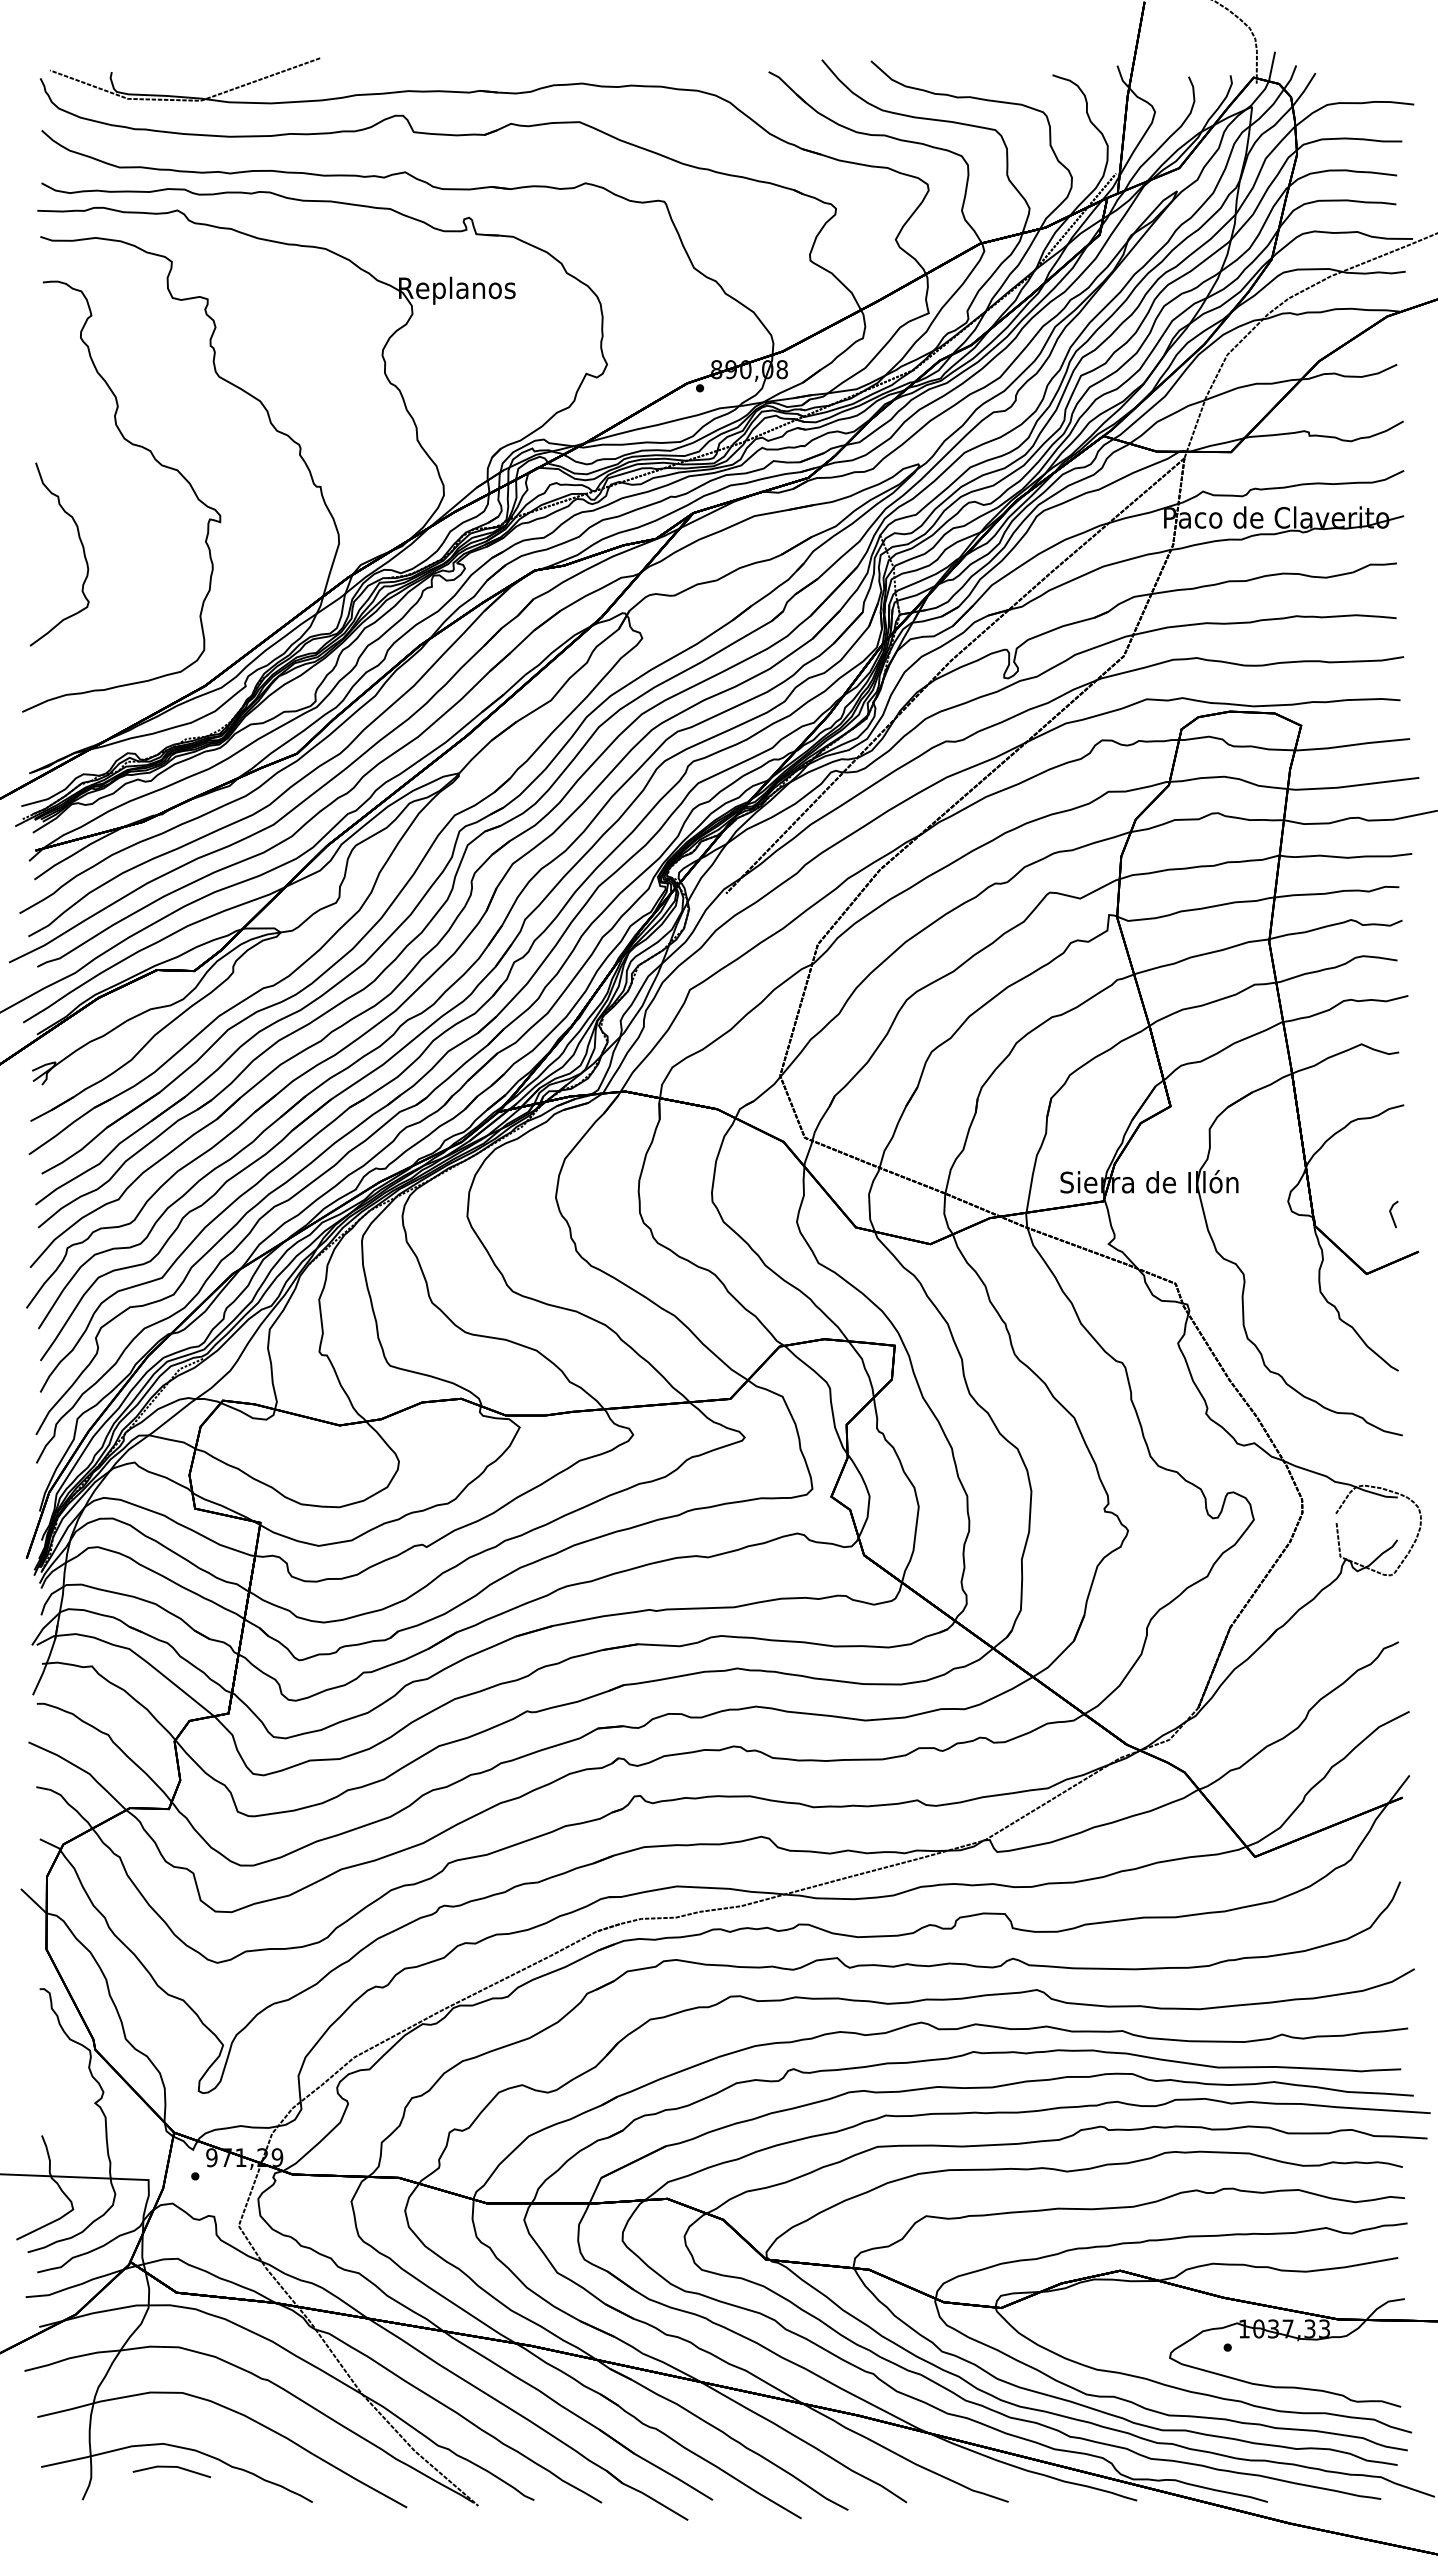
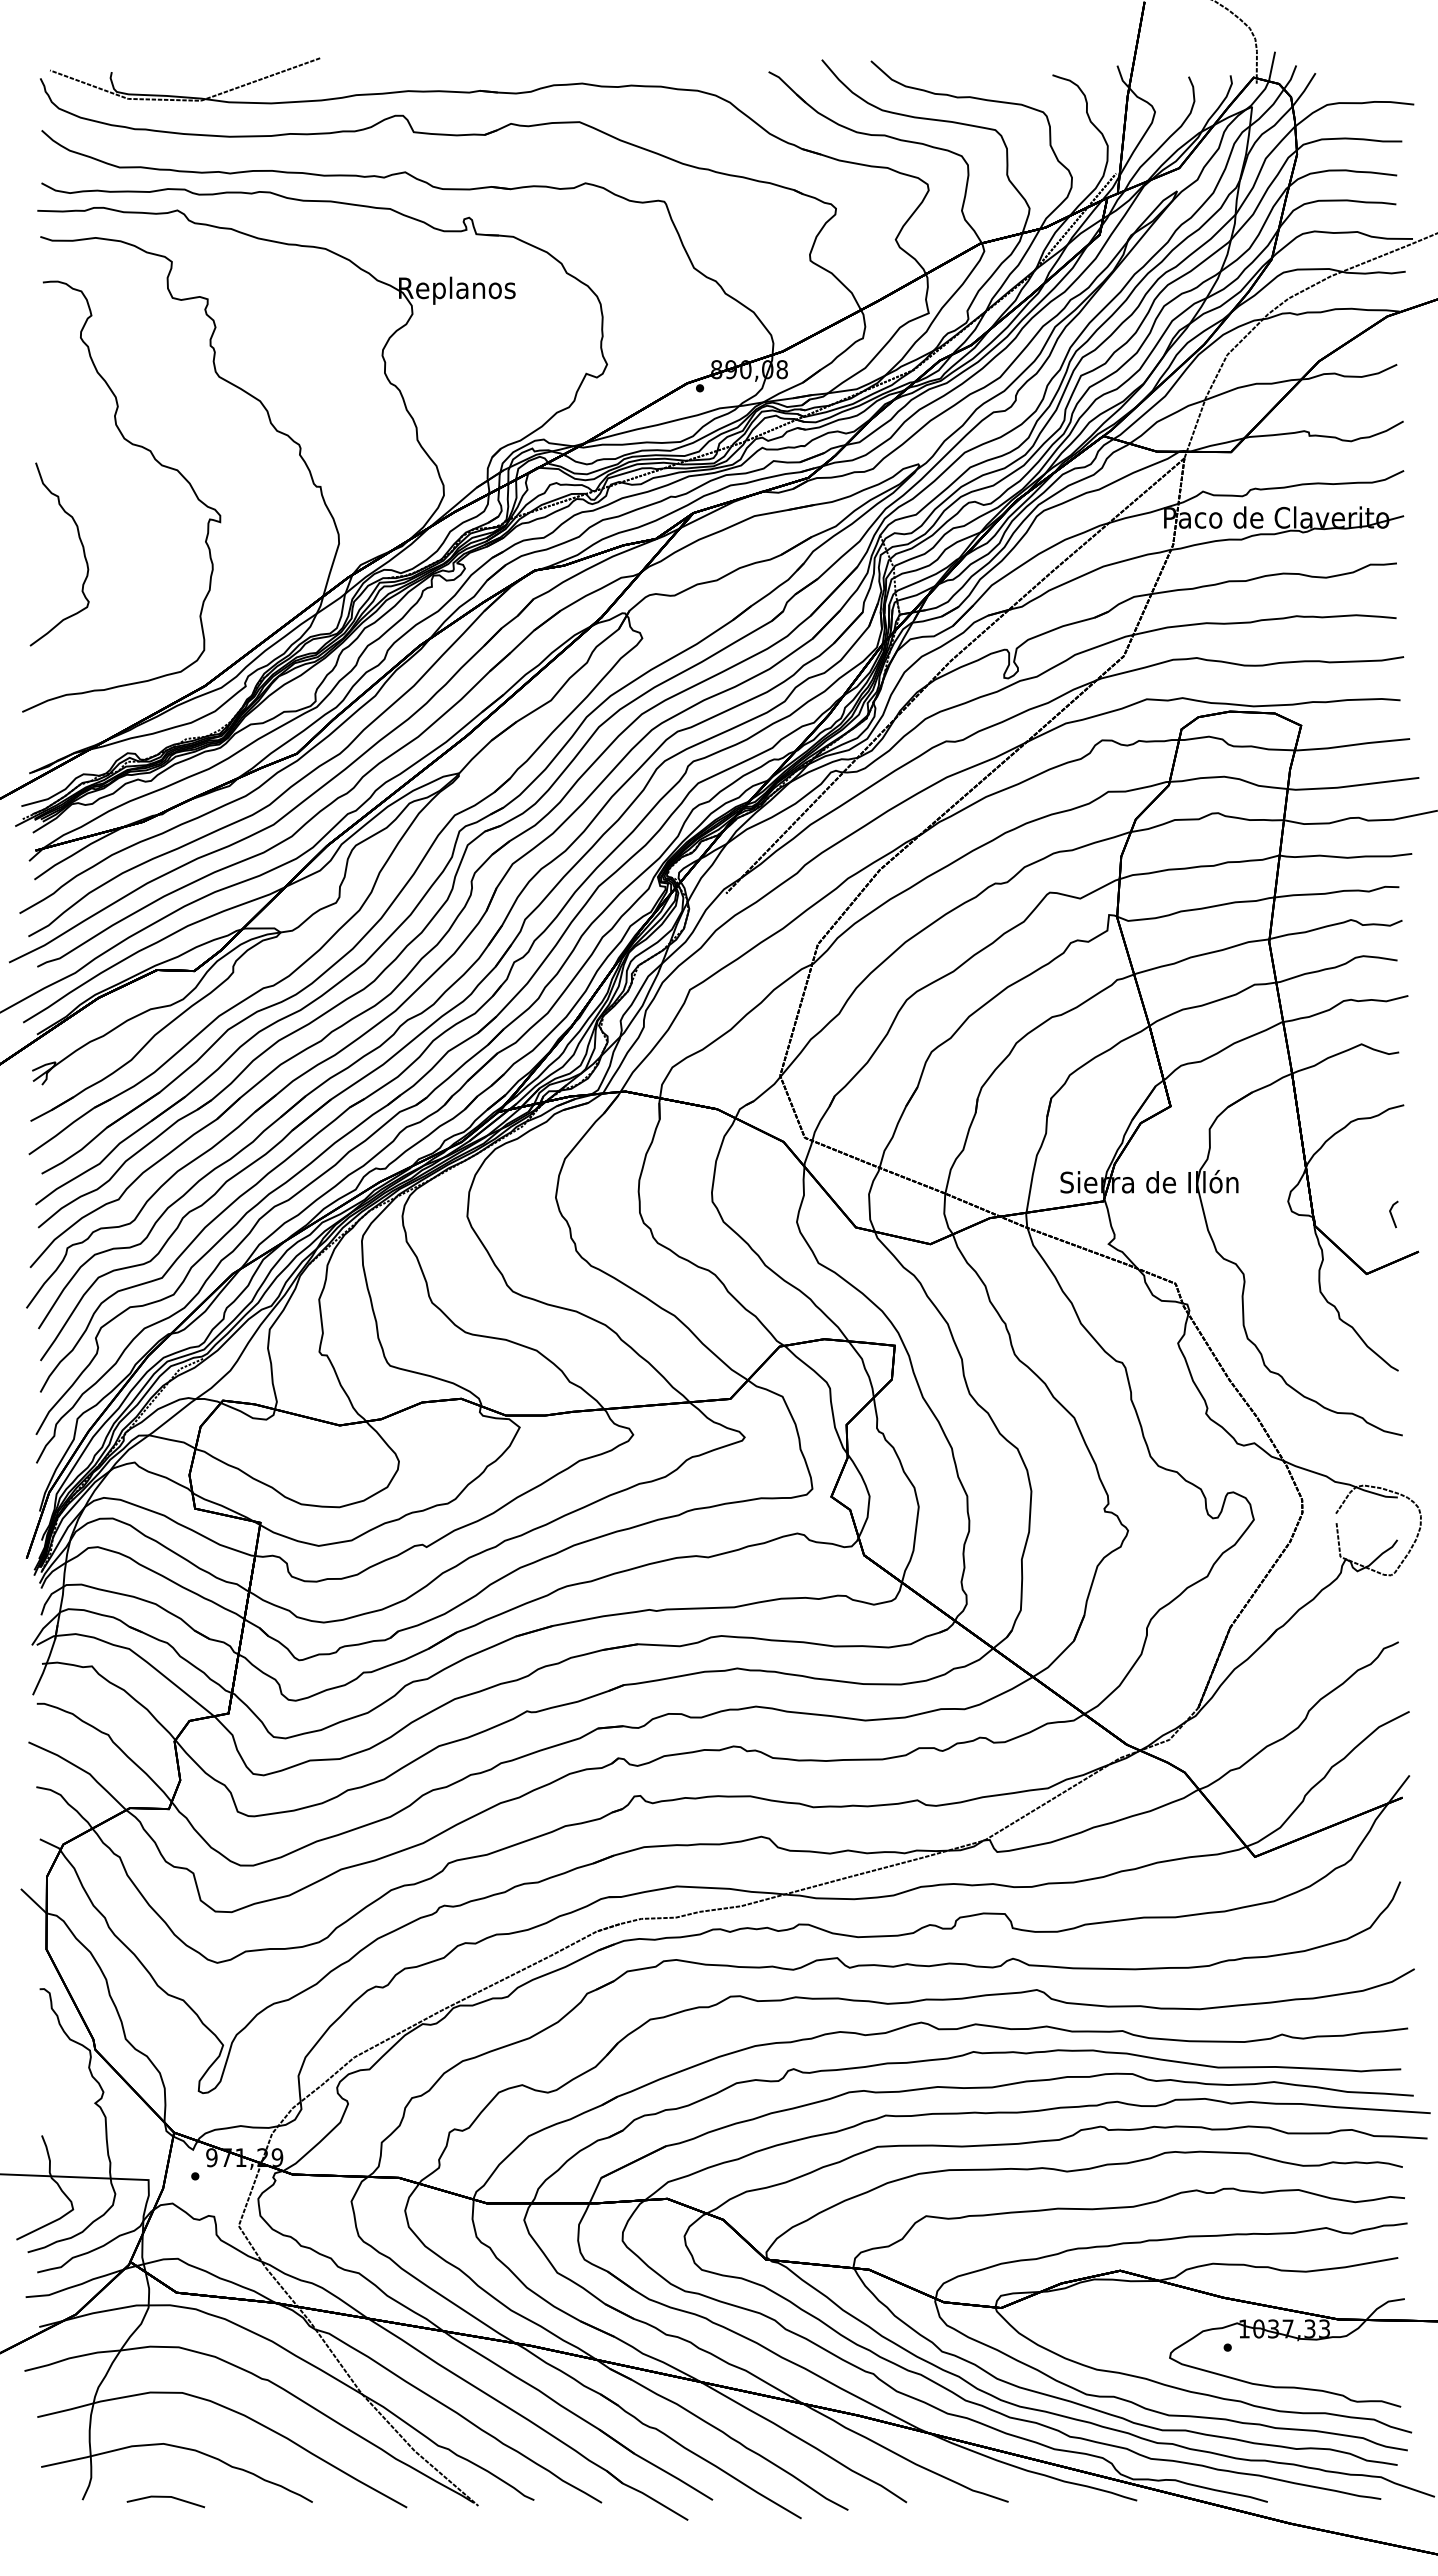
line position: (171, 2467) -> (165, 2497) (165, 2497)
